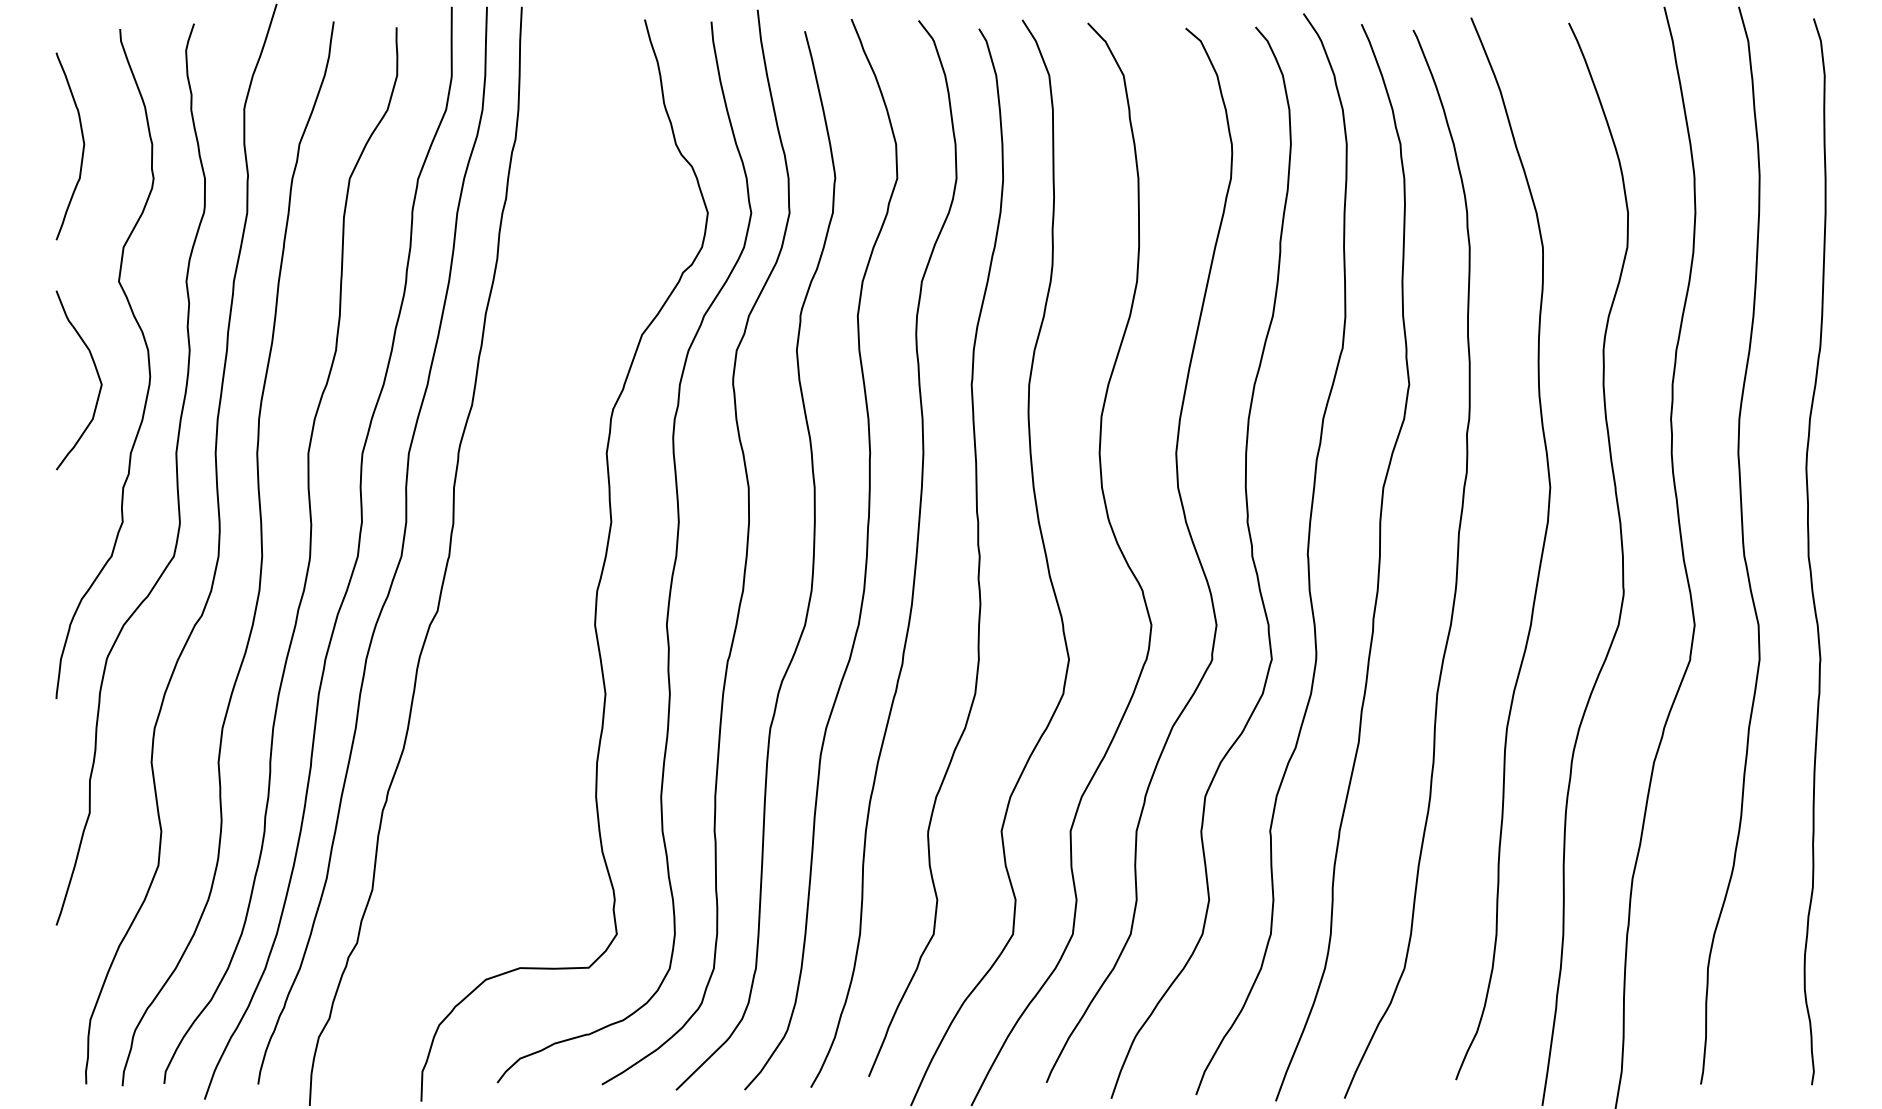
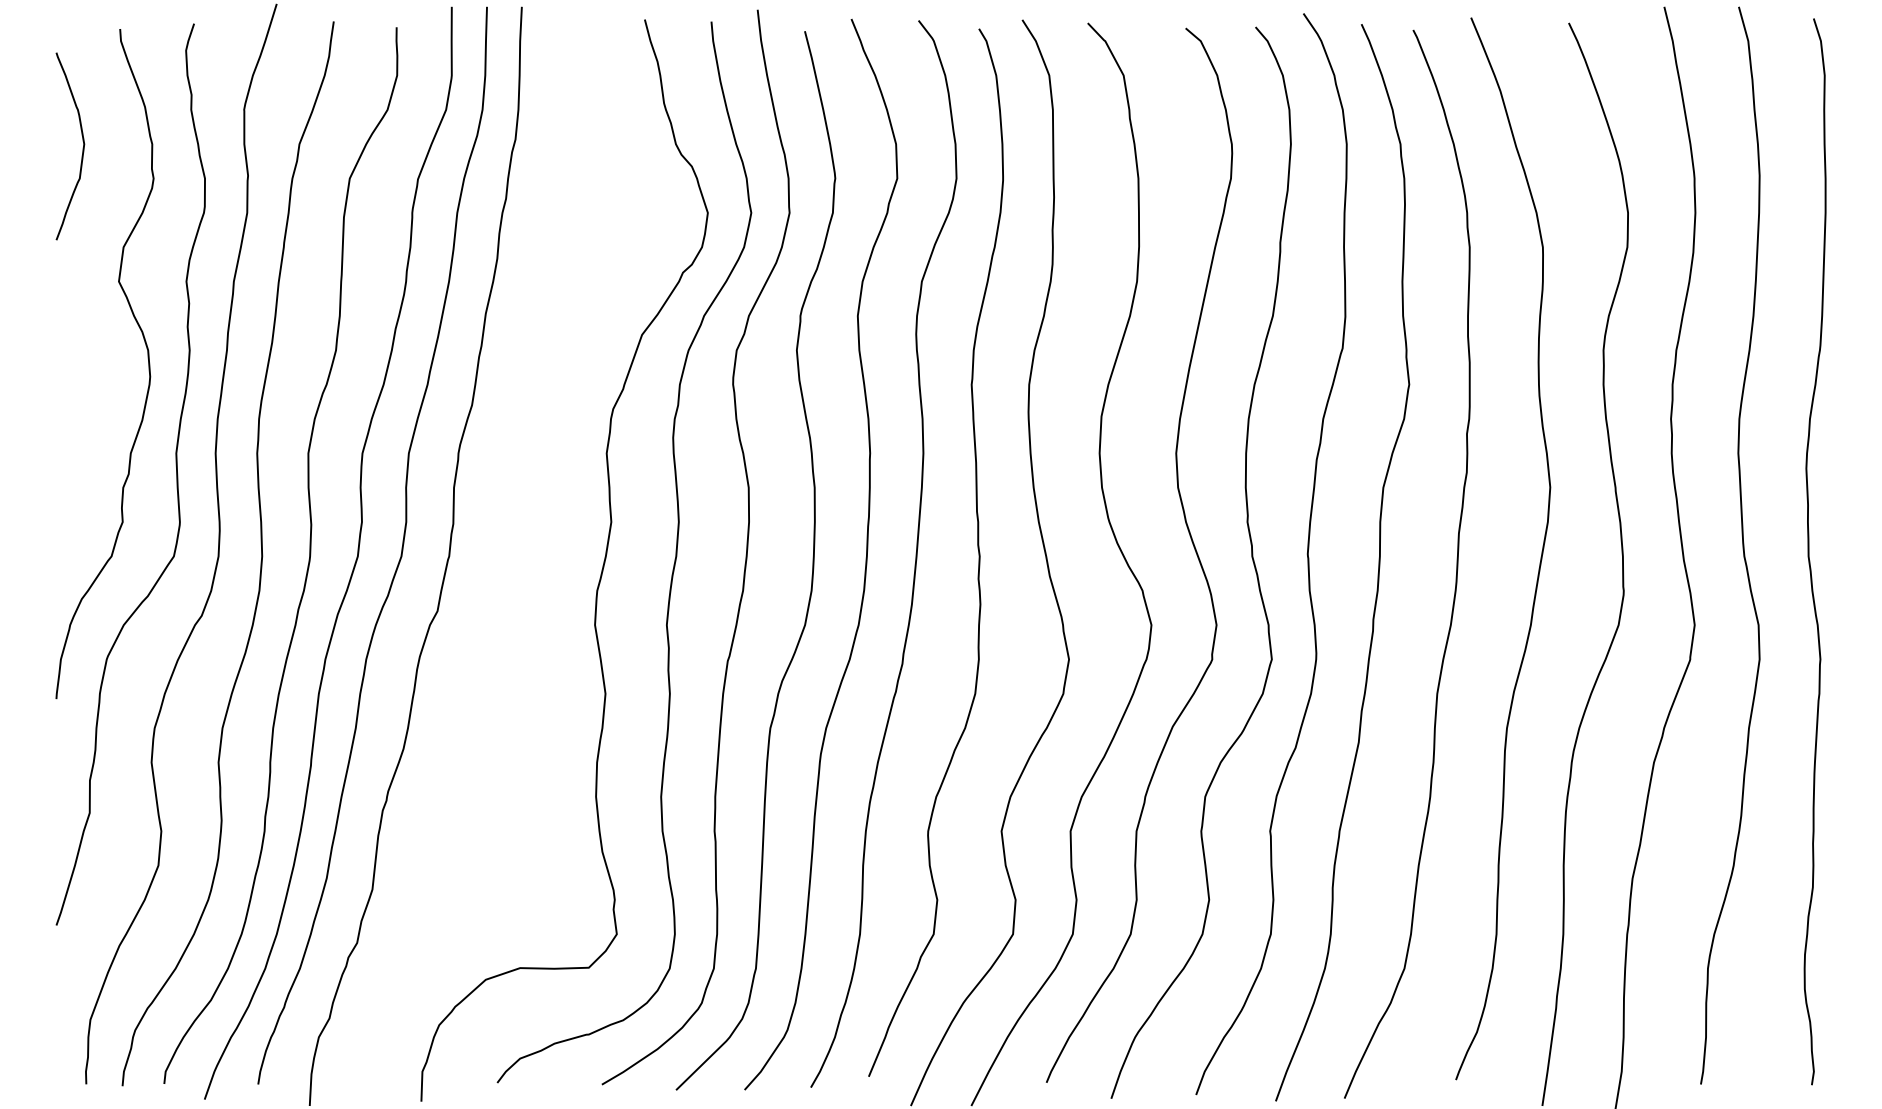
curve: present -> none (97, 375)
